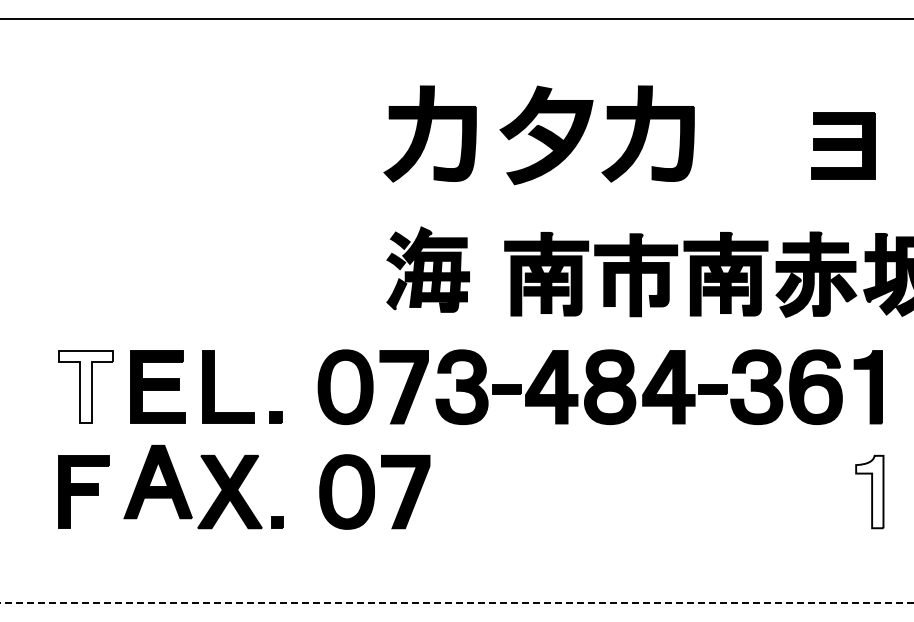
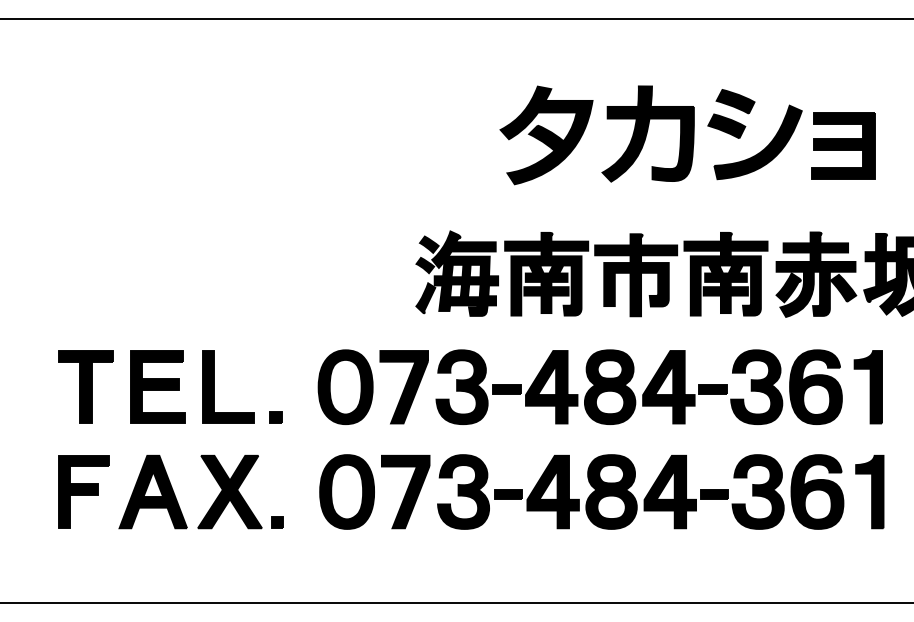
part: none -> present (744, 130)
part: present -> none (429, 133)
part position: (427, 269) -> (456, 273) (456, 273)
fill: none -> present (85, 387)
part position: (157, 481) -> (152, 491) (152, 491)
fill: none -> present (869, 491)
part: none -> present (646, 494)
line: dashed -> solid (456, 603)
